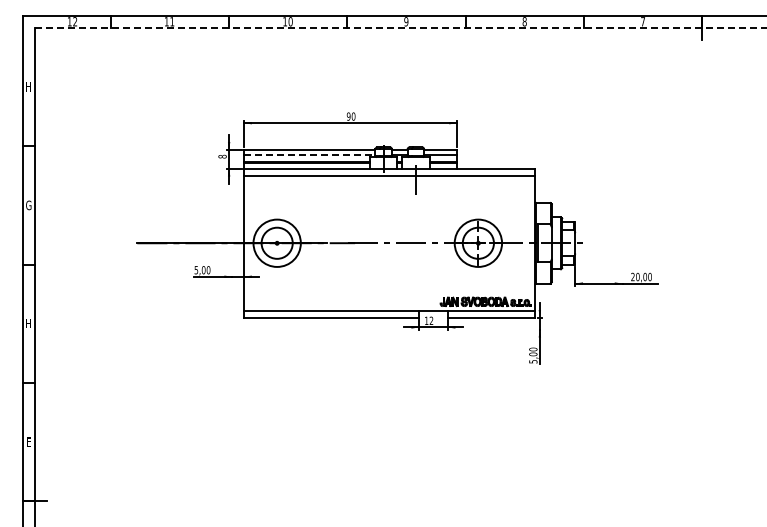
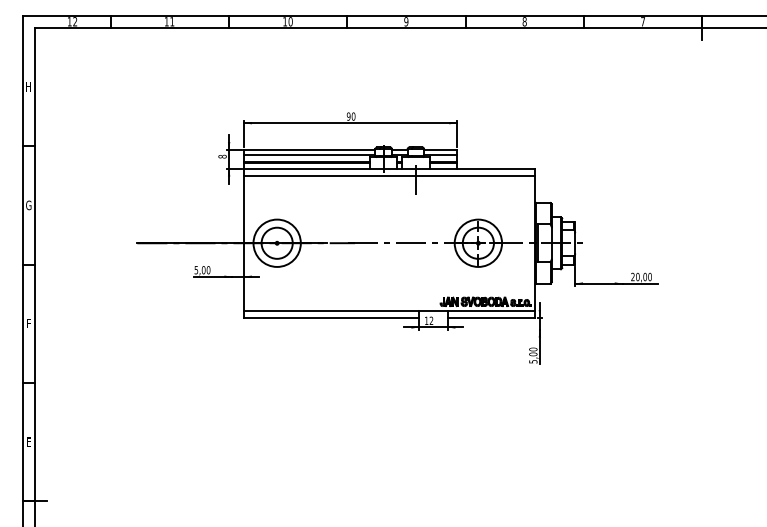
line: dashed -> solid (400, 27)
line: dashed -> solid (309, 154)
text: H -> F (28, 323)
